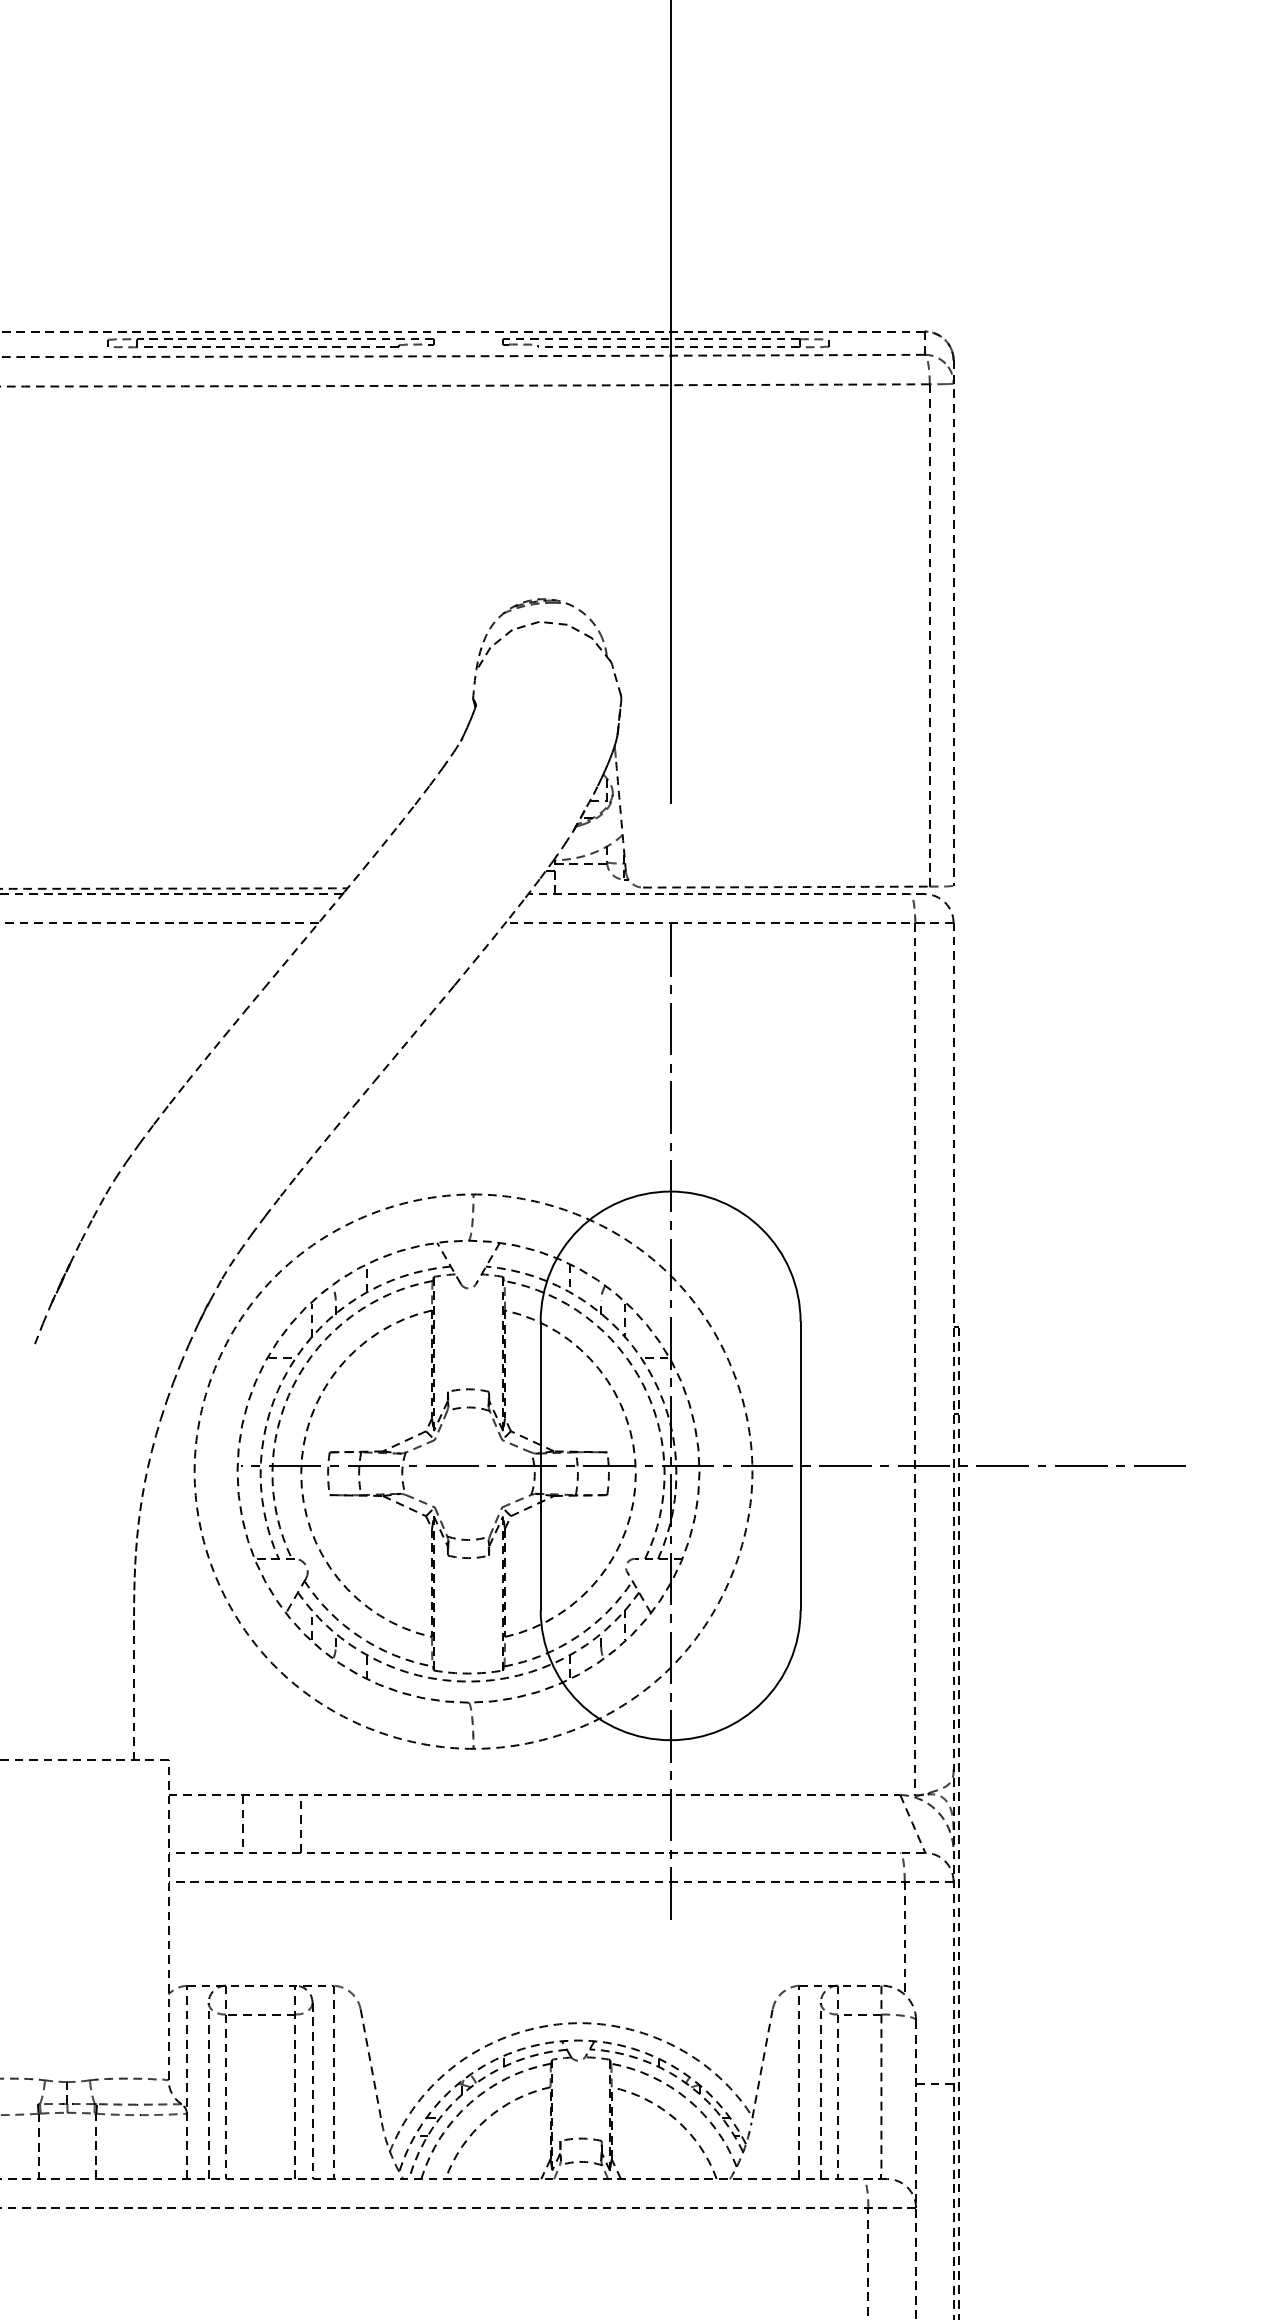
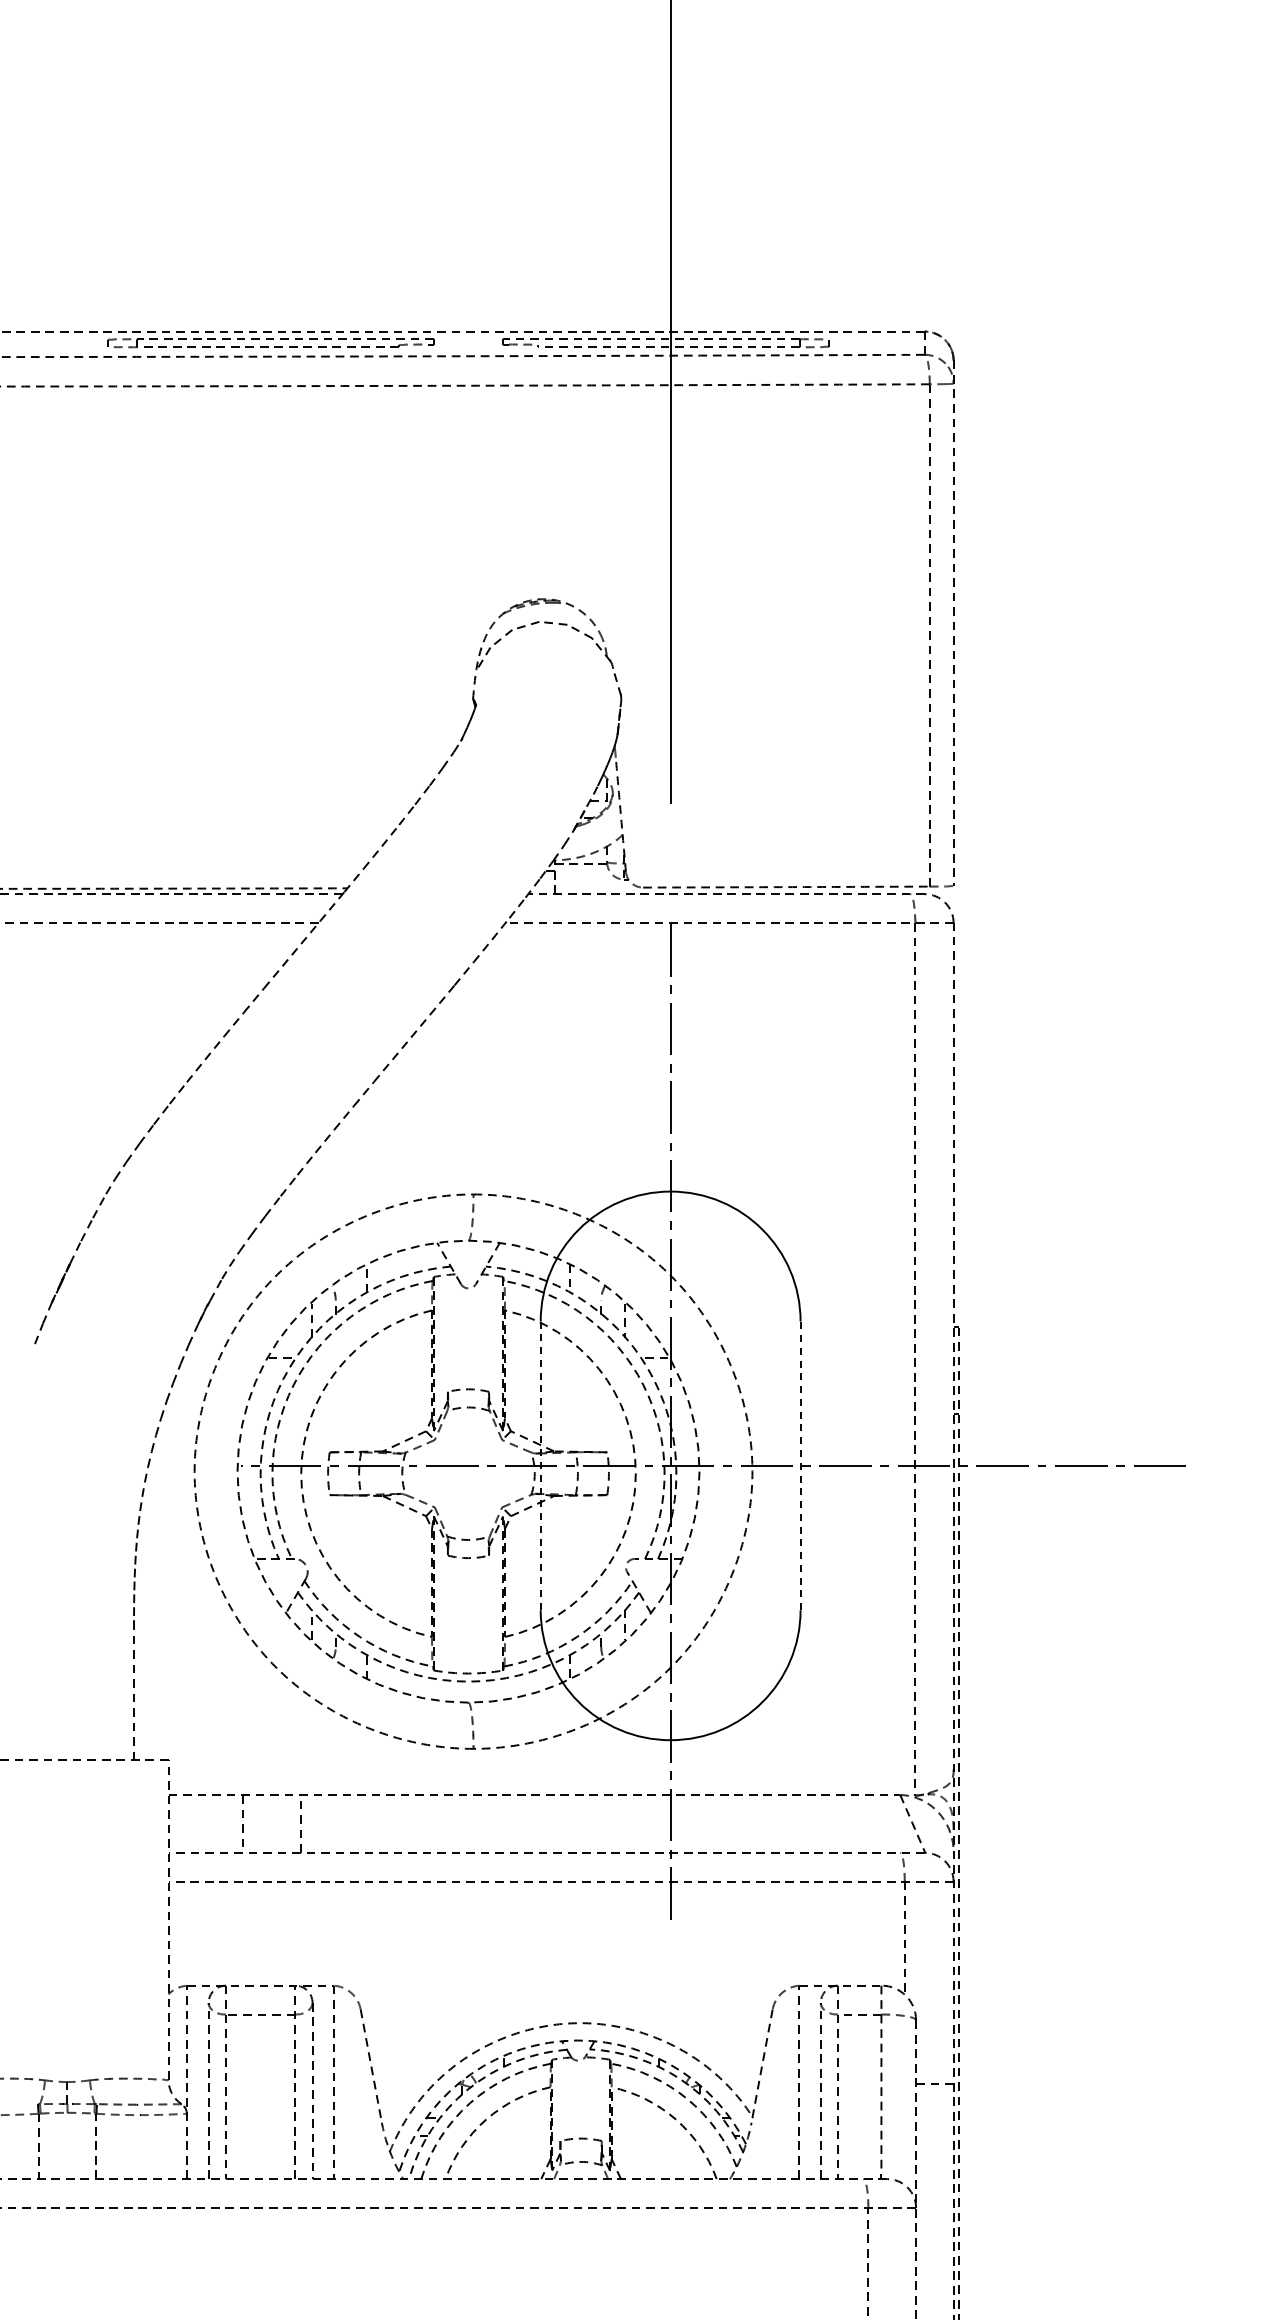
line: solid -> dashed (800, 1465)
line: solid -> dashed (540, 1466)
